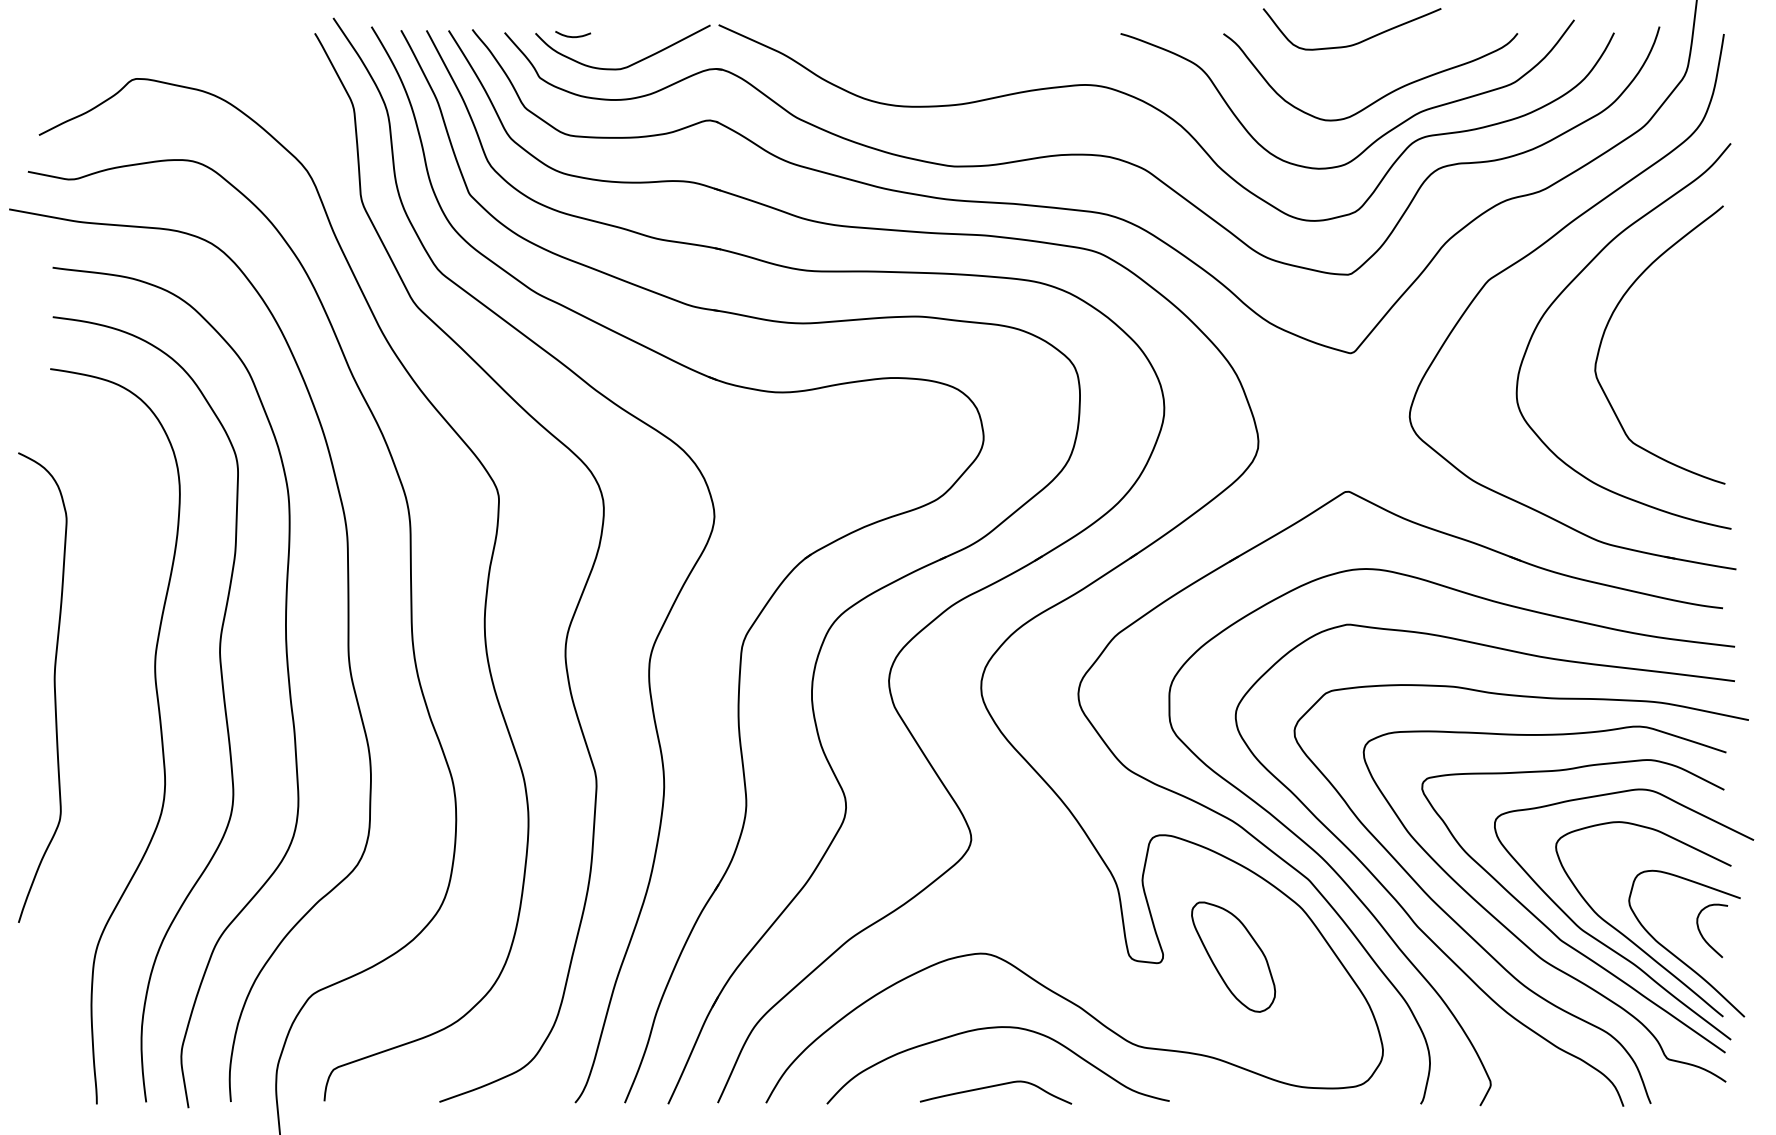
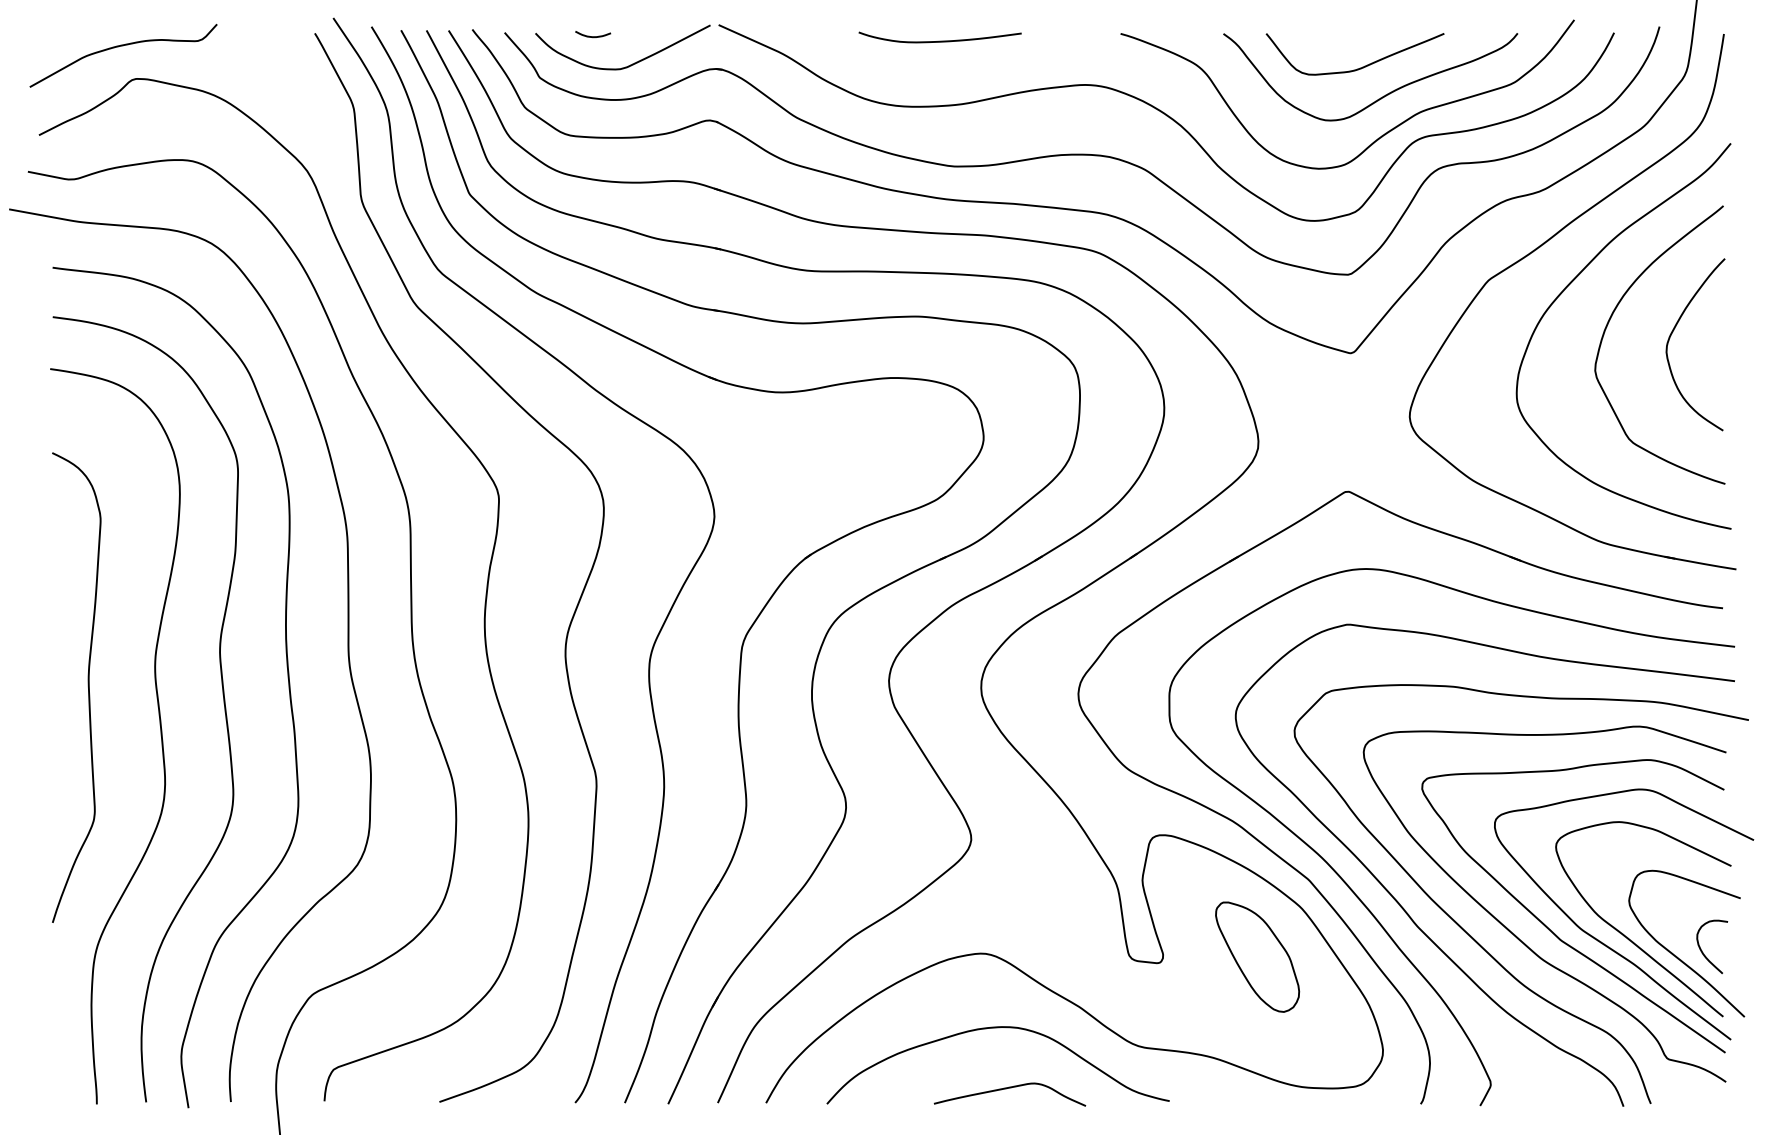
curve position: (573, 36) -> (593, 36) (593, 36)
curve: none -> present (939, 40)
curve position: (1357, 42) -> (1360, 67) (1360, 67)
curve: none -> present (123, 46)
curve: none -> present (1673, 332)
curve position: (53, 686) -> (87, 686) (87, 686)
curve position: (1702, 934) -> (1702, 950) (1702, 950)
part position: (1233, 956) -> (1257, 956) (1257, 956)
curve position: (992, 1087) -> (1006, 1089) (1006, 1089)
